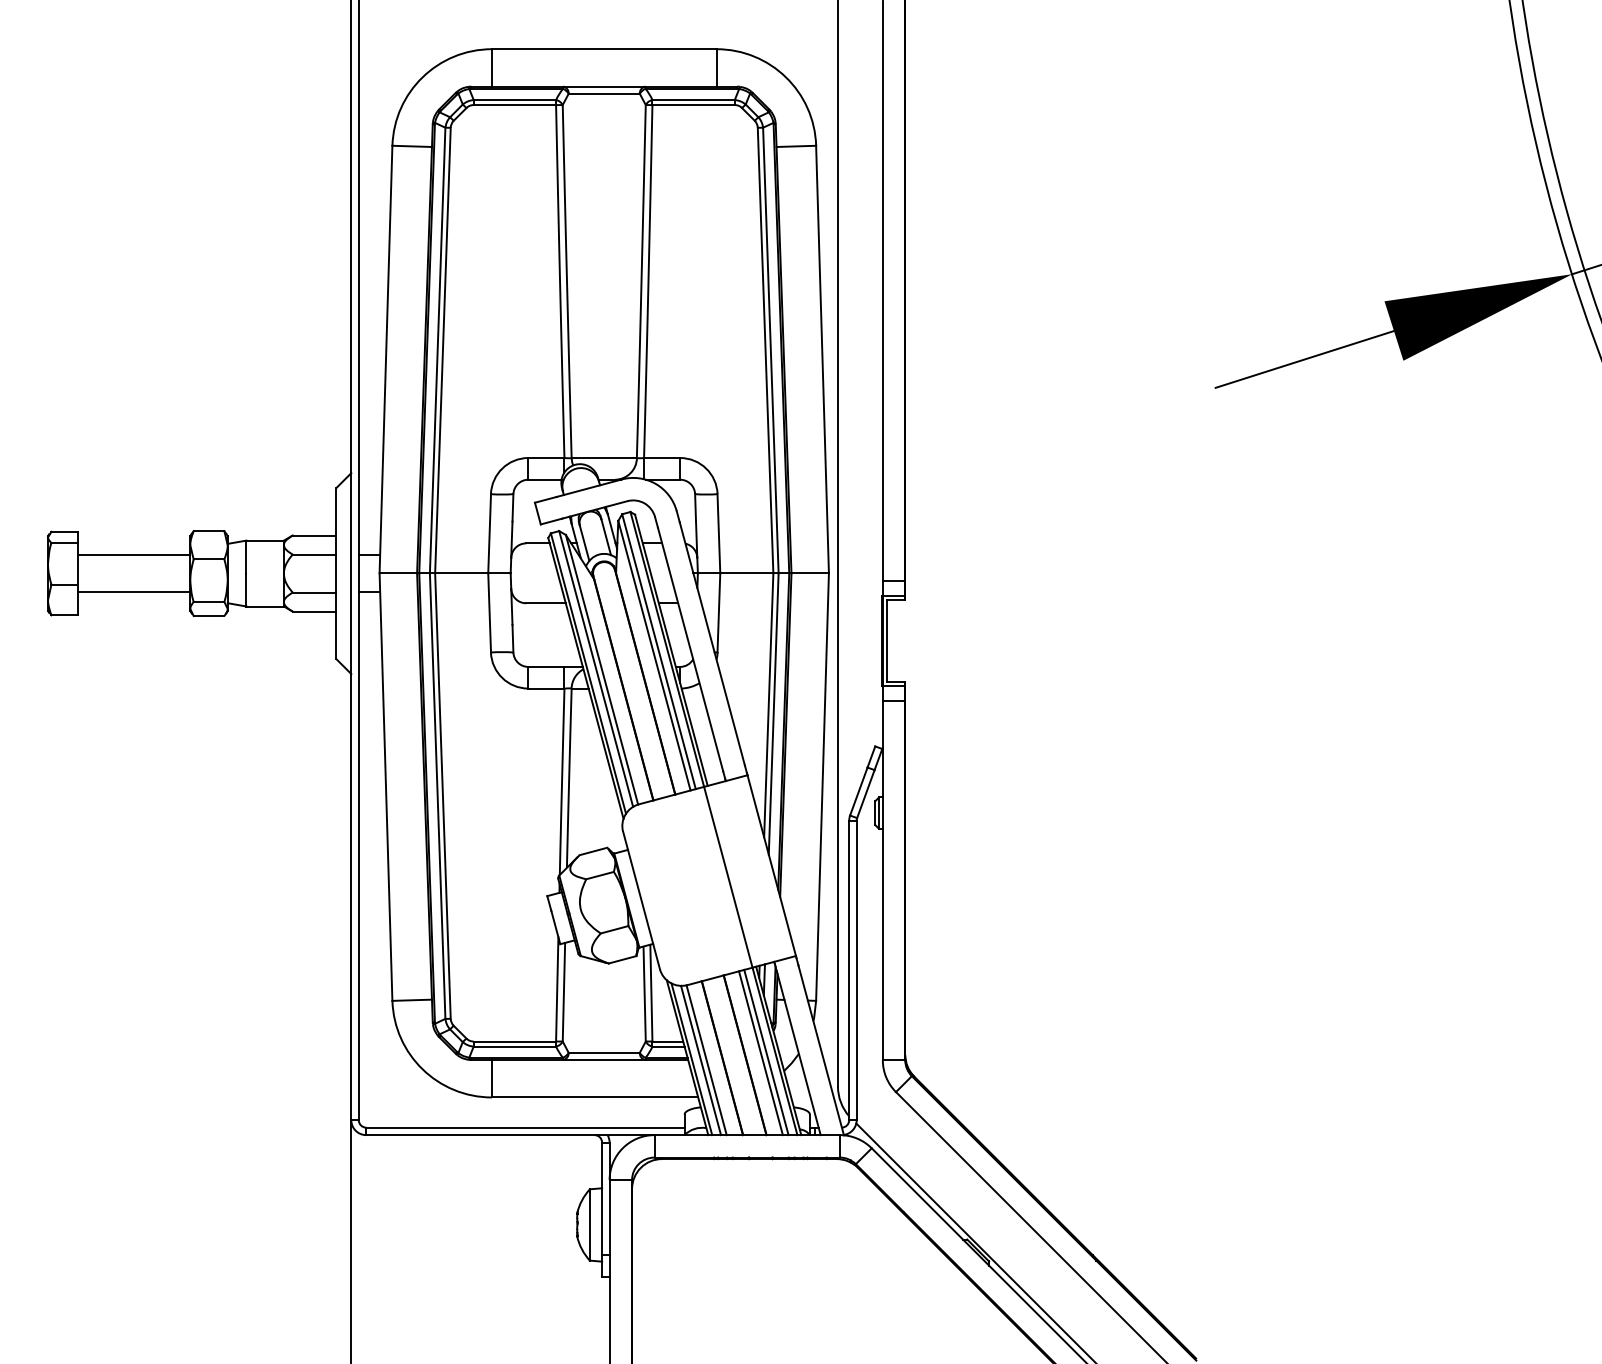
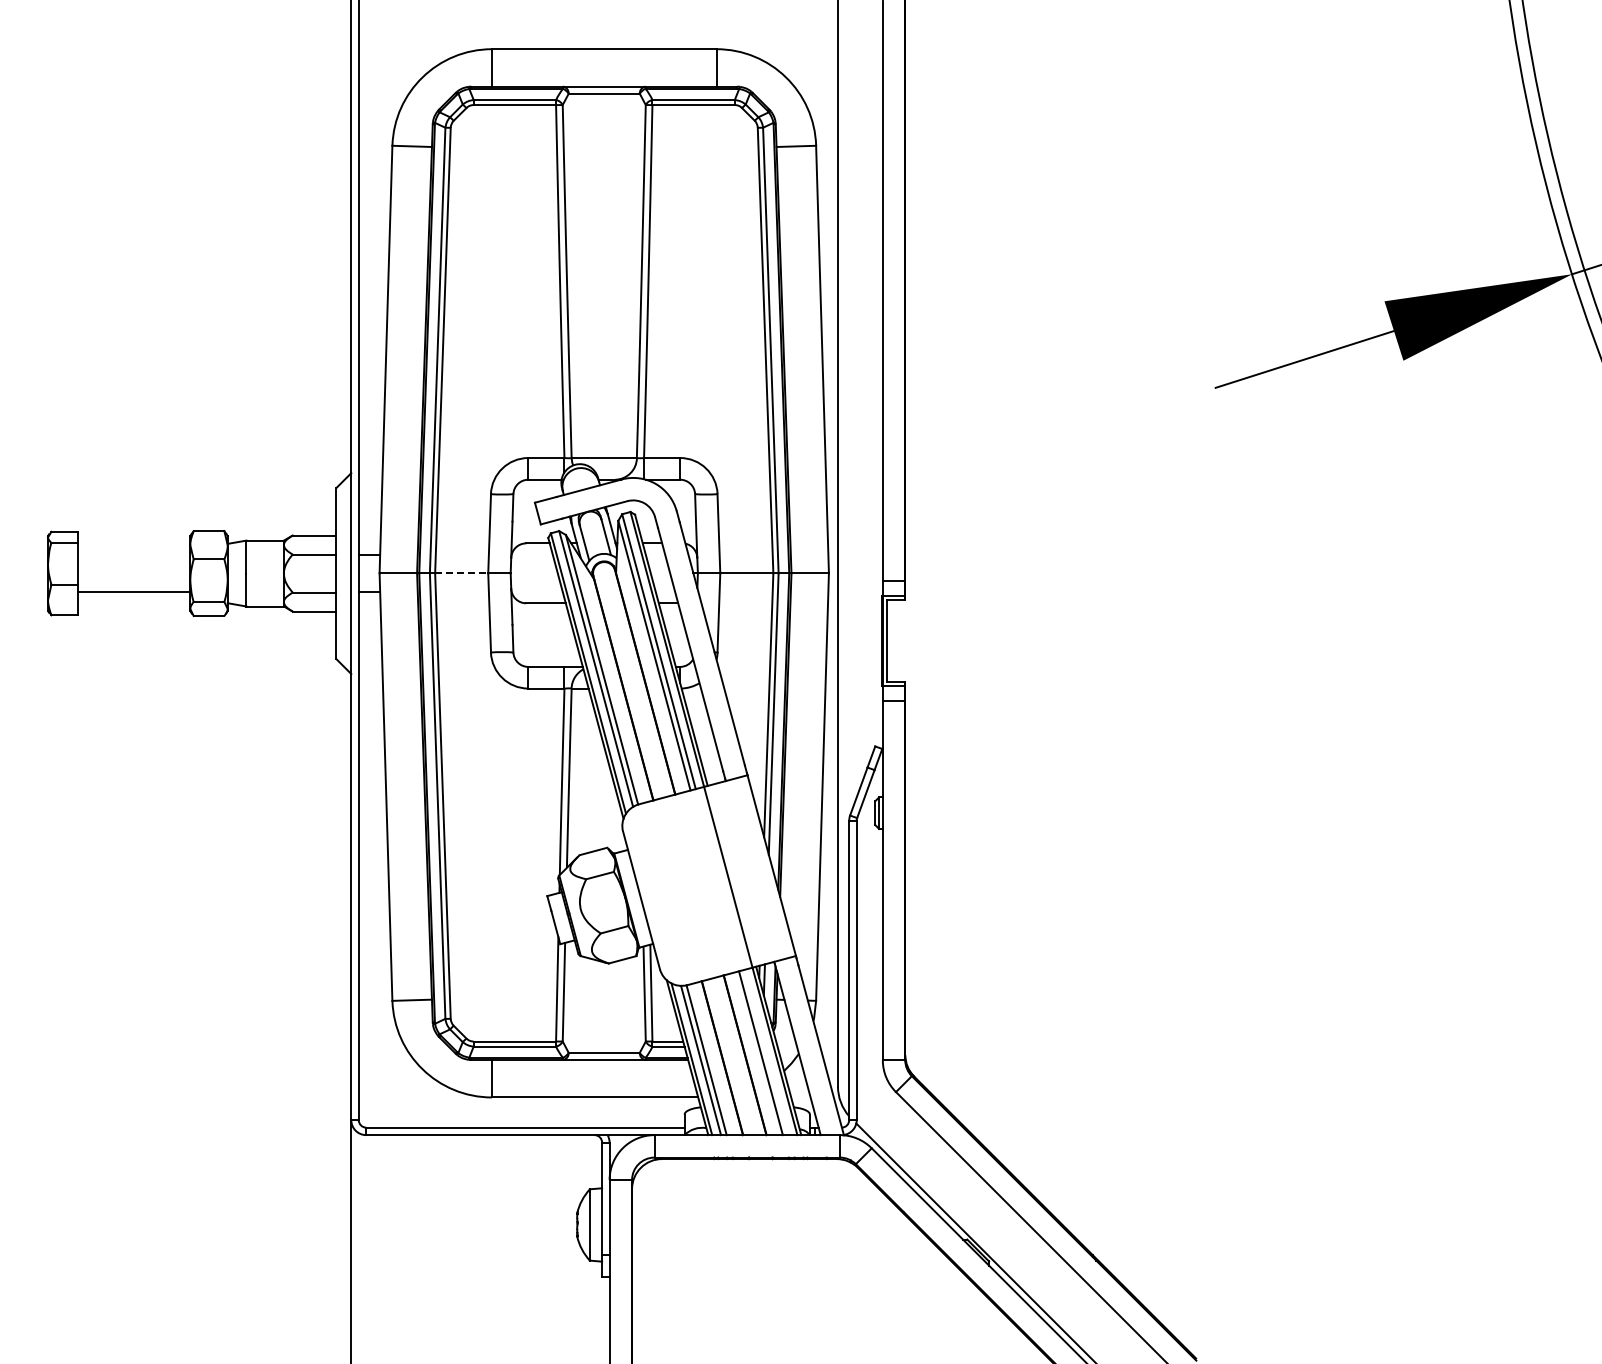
line: present -> none (134, 554)
line: solid -> dashed (461, 573)
line: present -> none (766, 1052)
